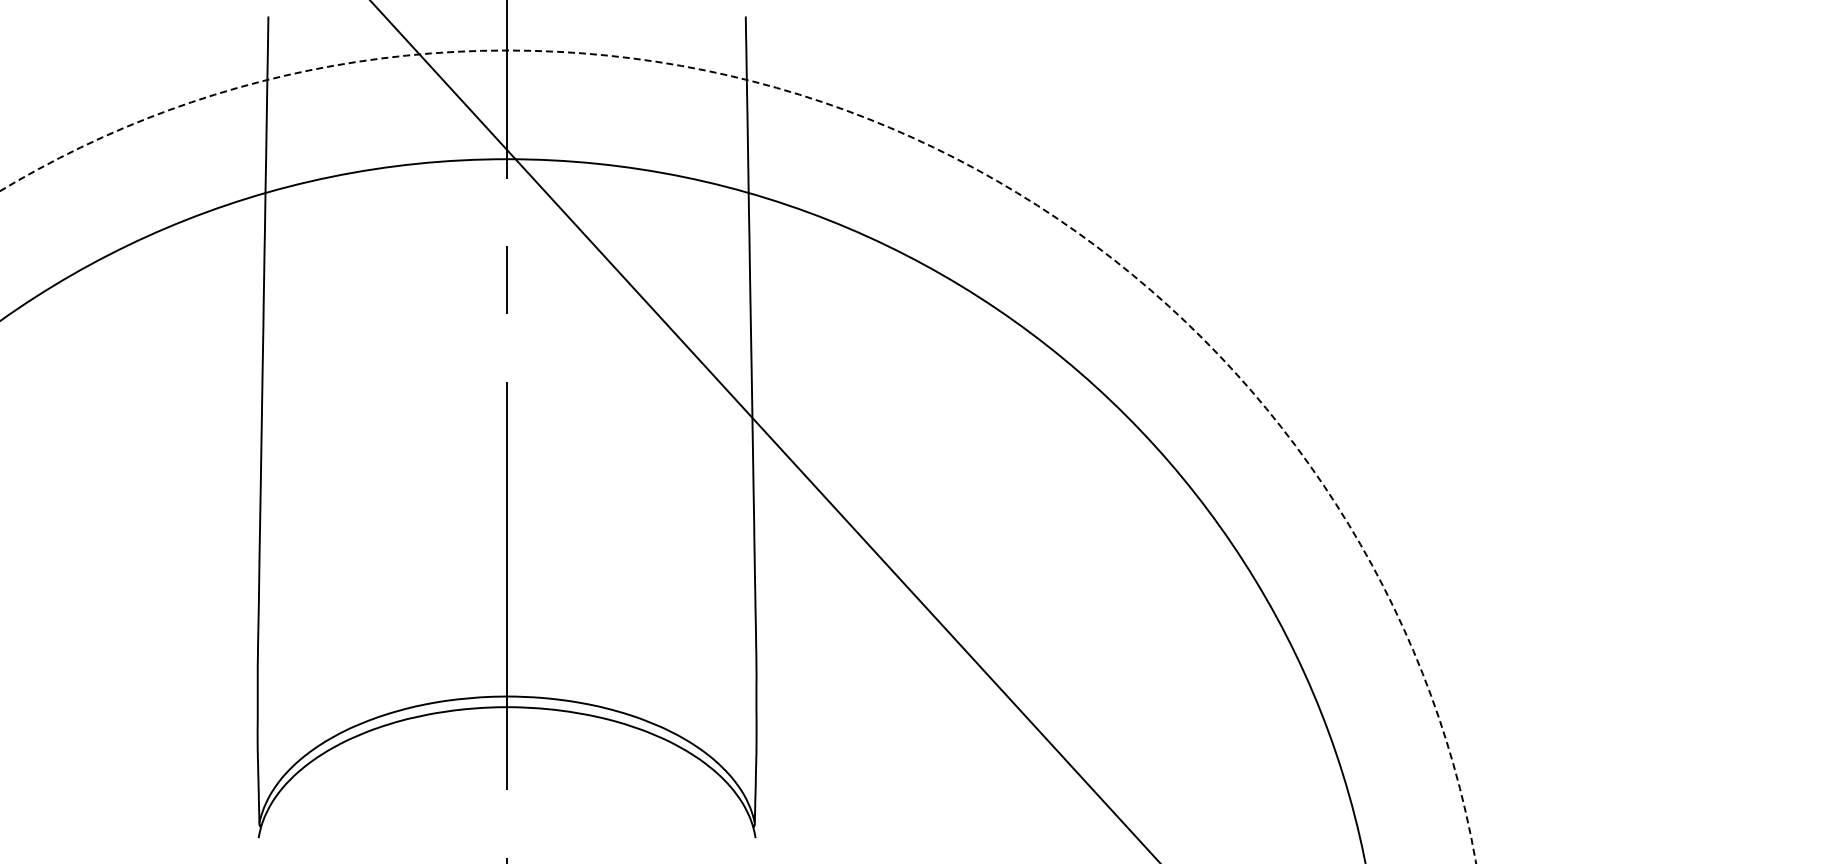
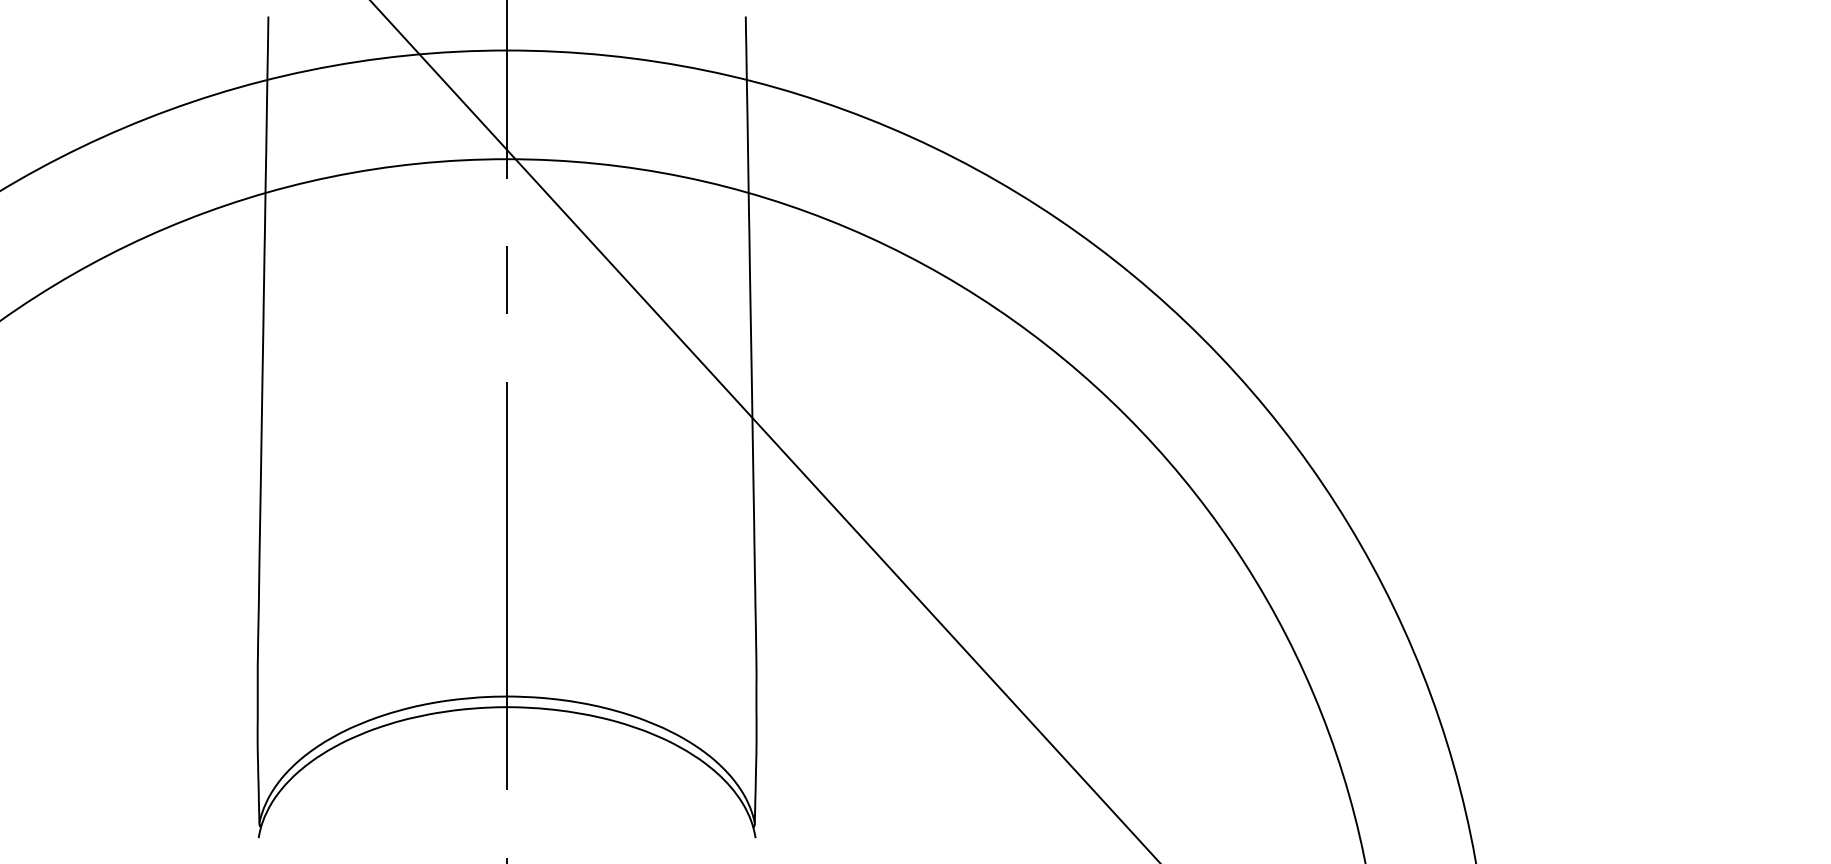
circle: dashed -> solid (738, 456)
